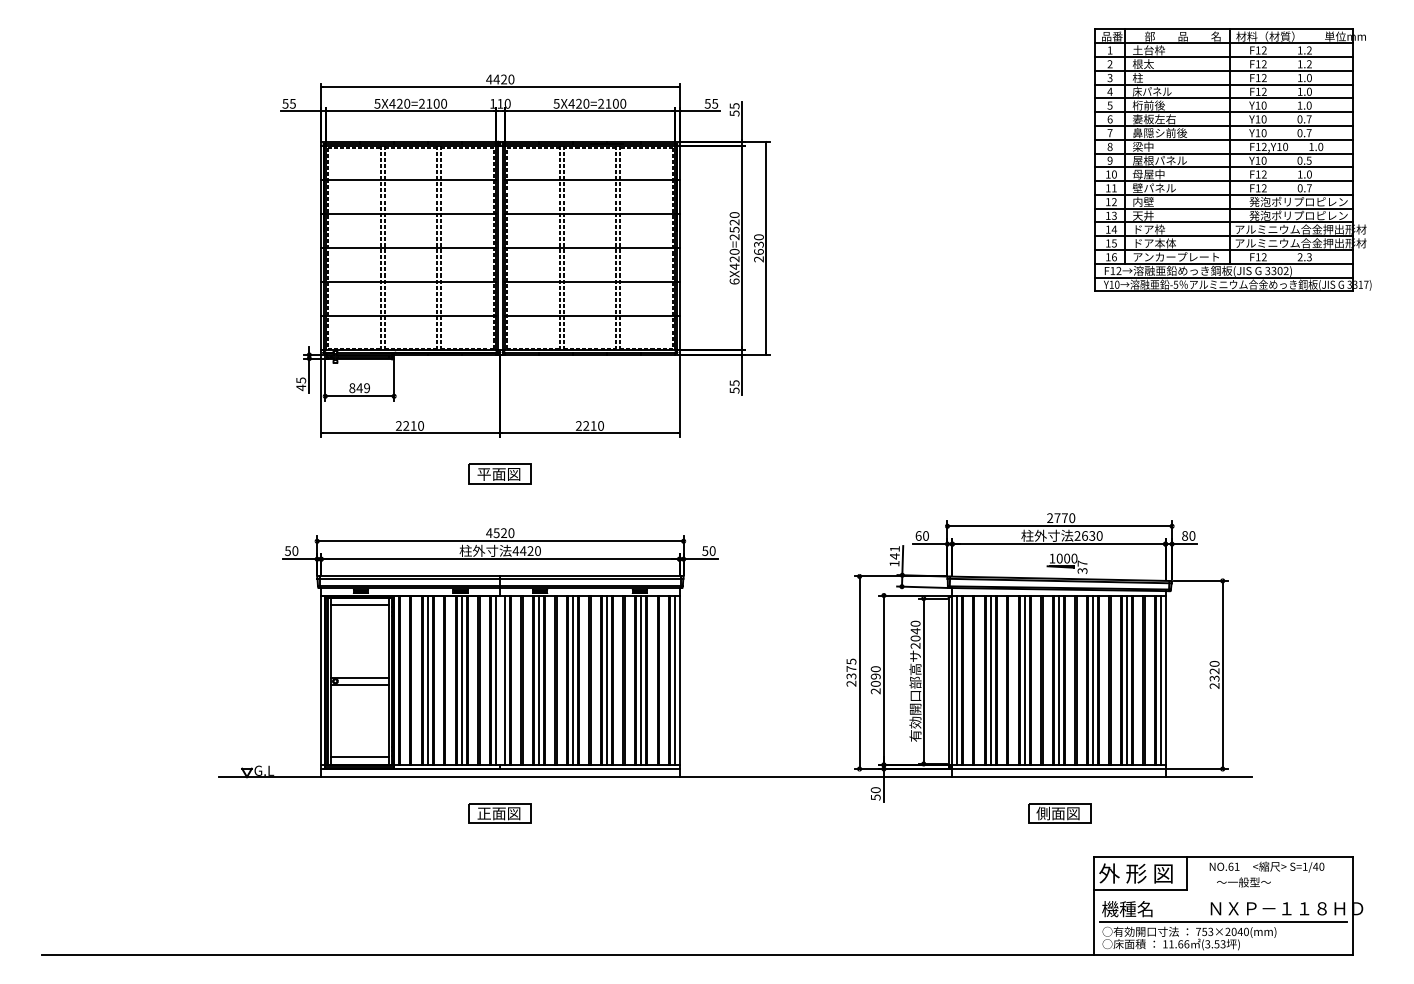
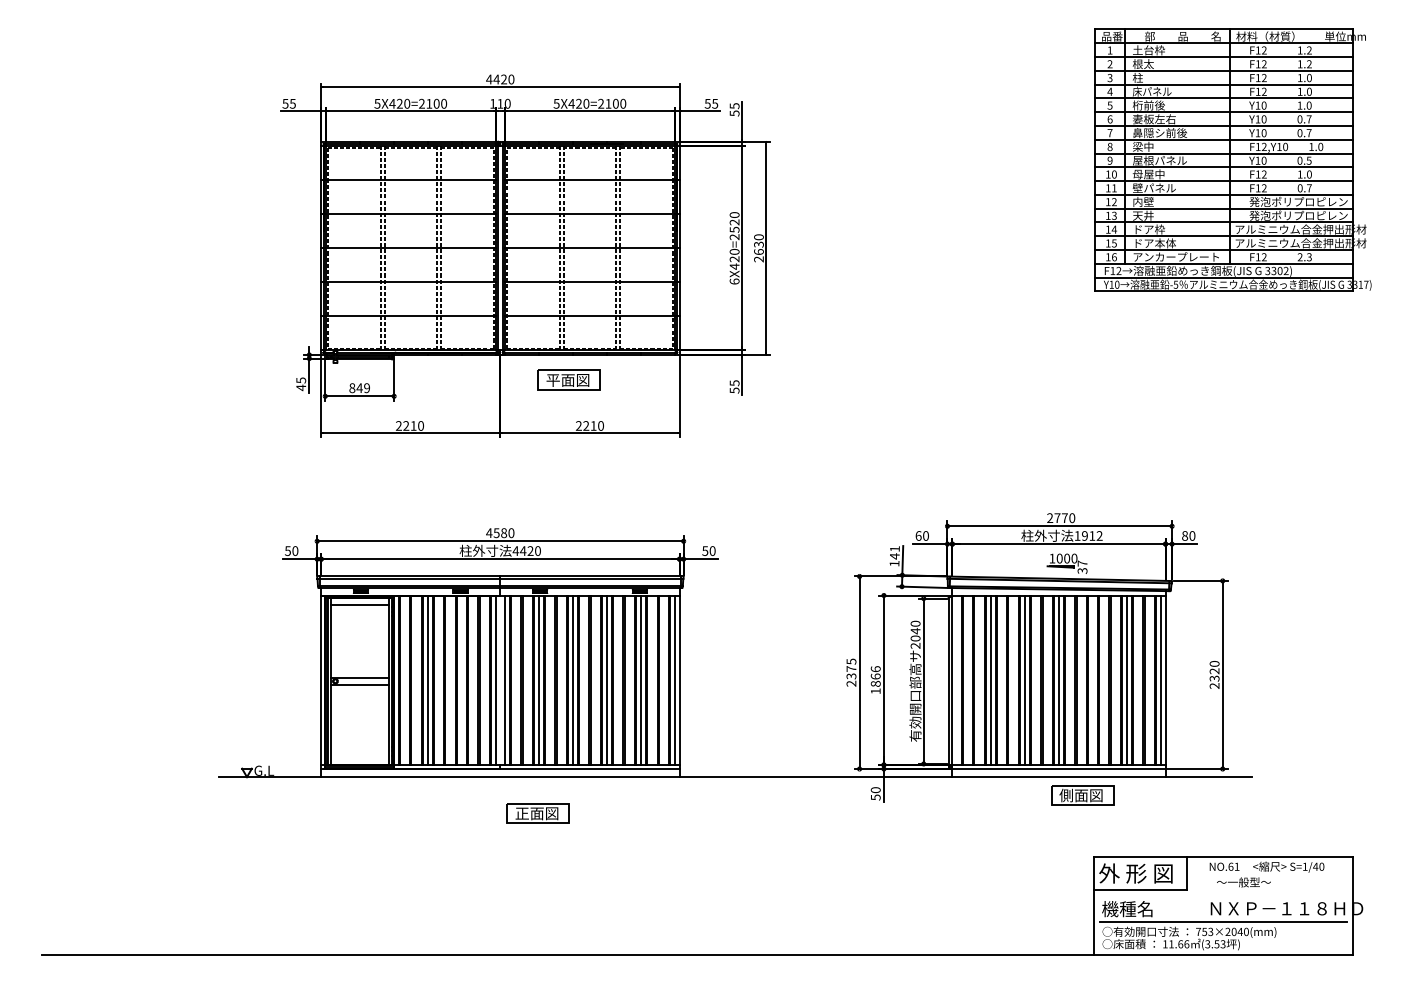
part position: (499, 473) -> (568, 379) (568, 379)
text: 4520 -> 4580 (504, 533)
text: 2630 -> 1912 (1088, 535)
line: present -> none (461, 679)
line: present -> none (956, 679)
line: present -> none (1093, 679)
text: 2090 -> 1866 (875, 680)
line: present -> none (359, 757)
part position: (499, 813) -> (537, 813) (537, 813)
part position: (1059, 813) -> (1082, 795) (1082, 795)
